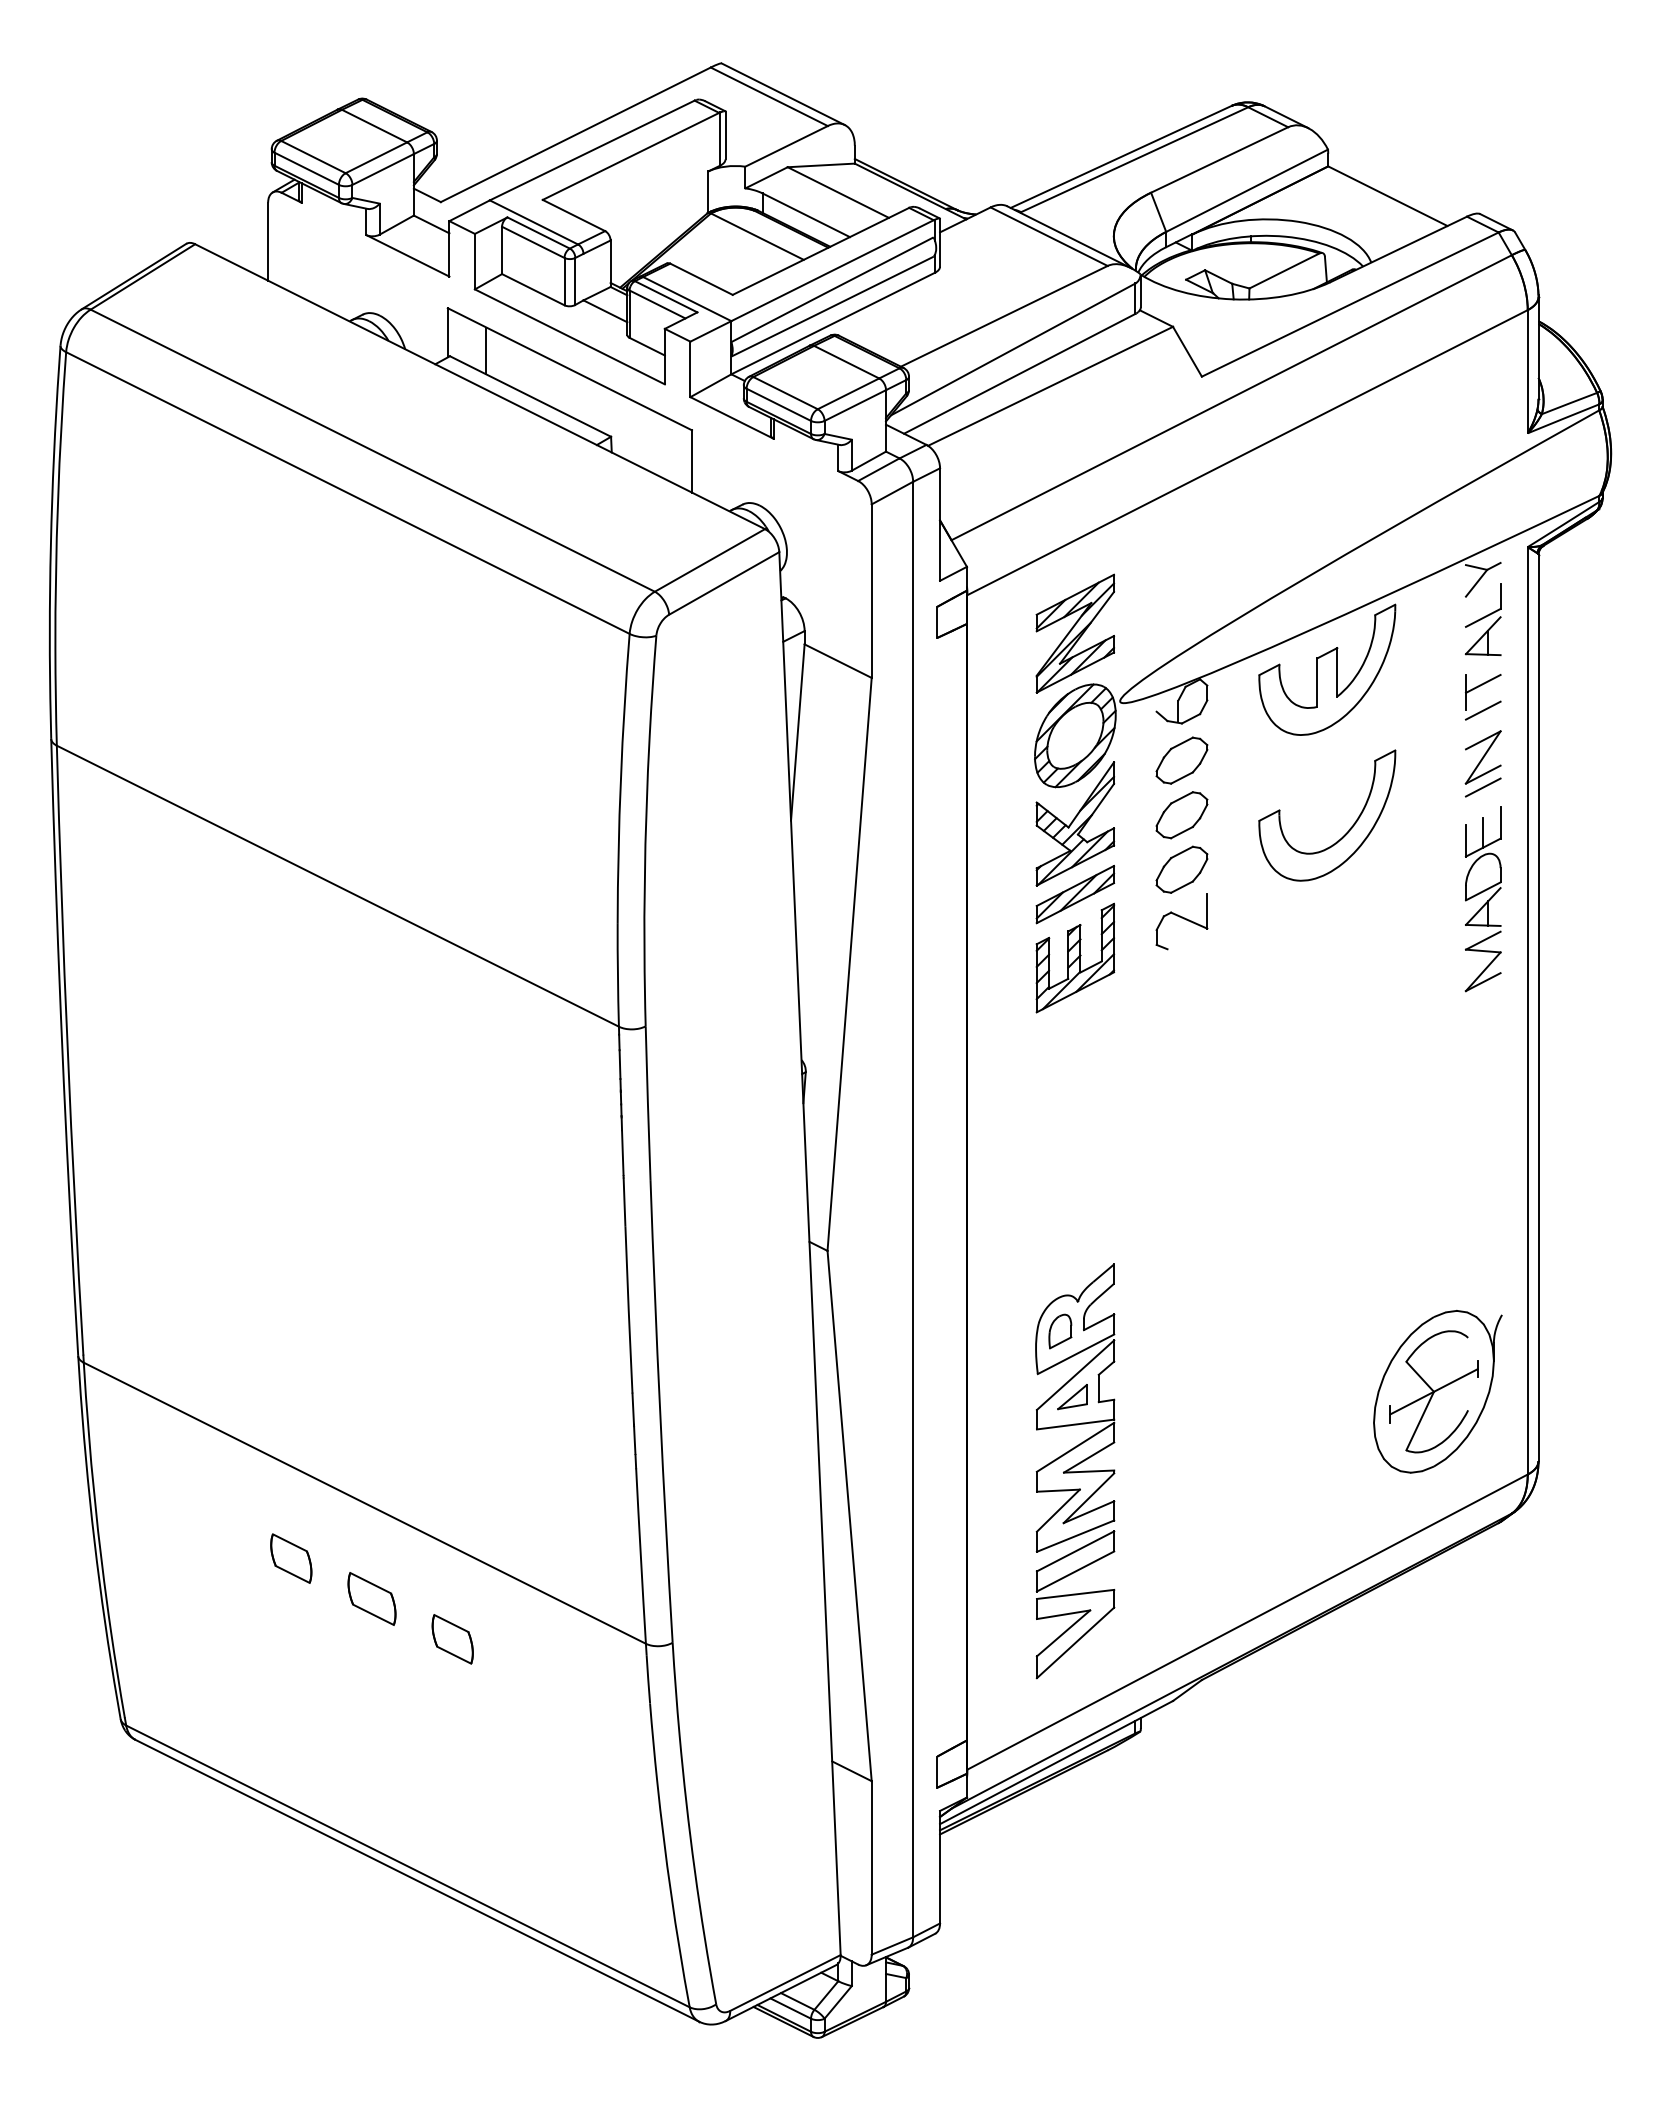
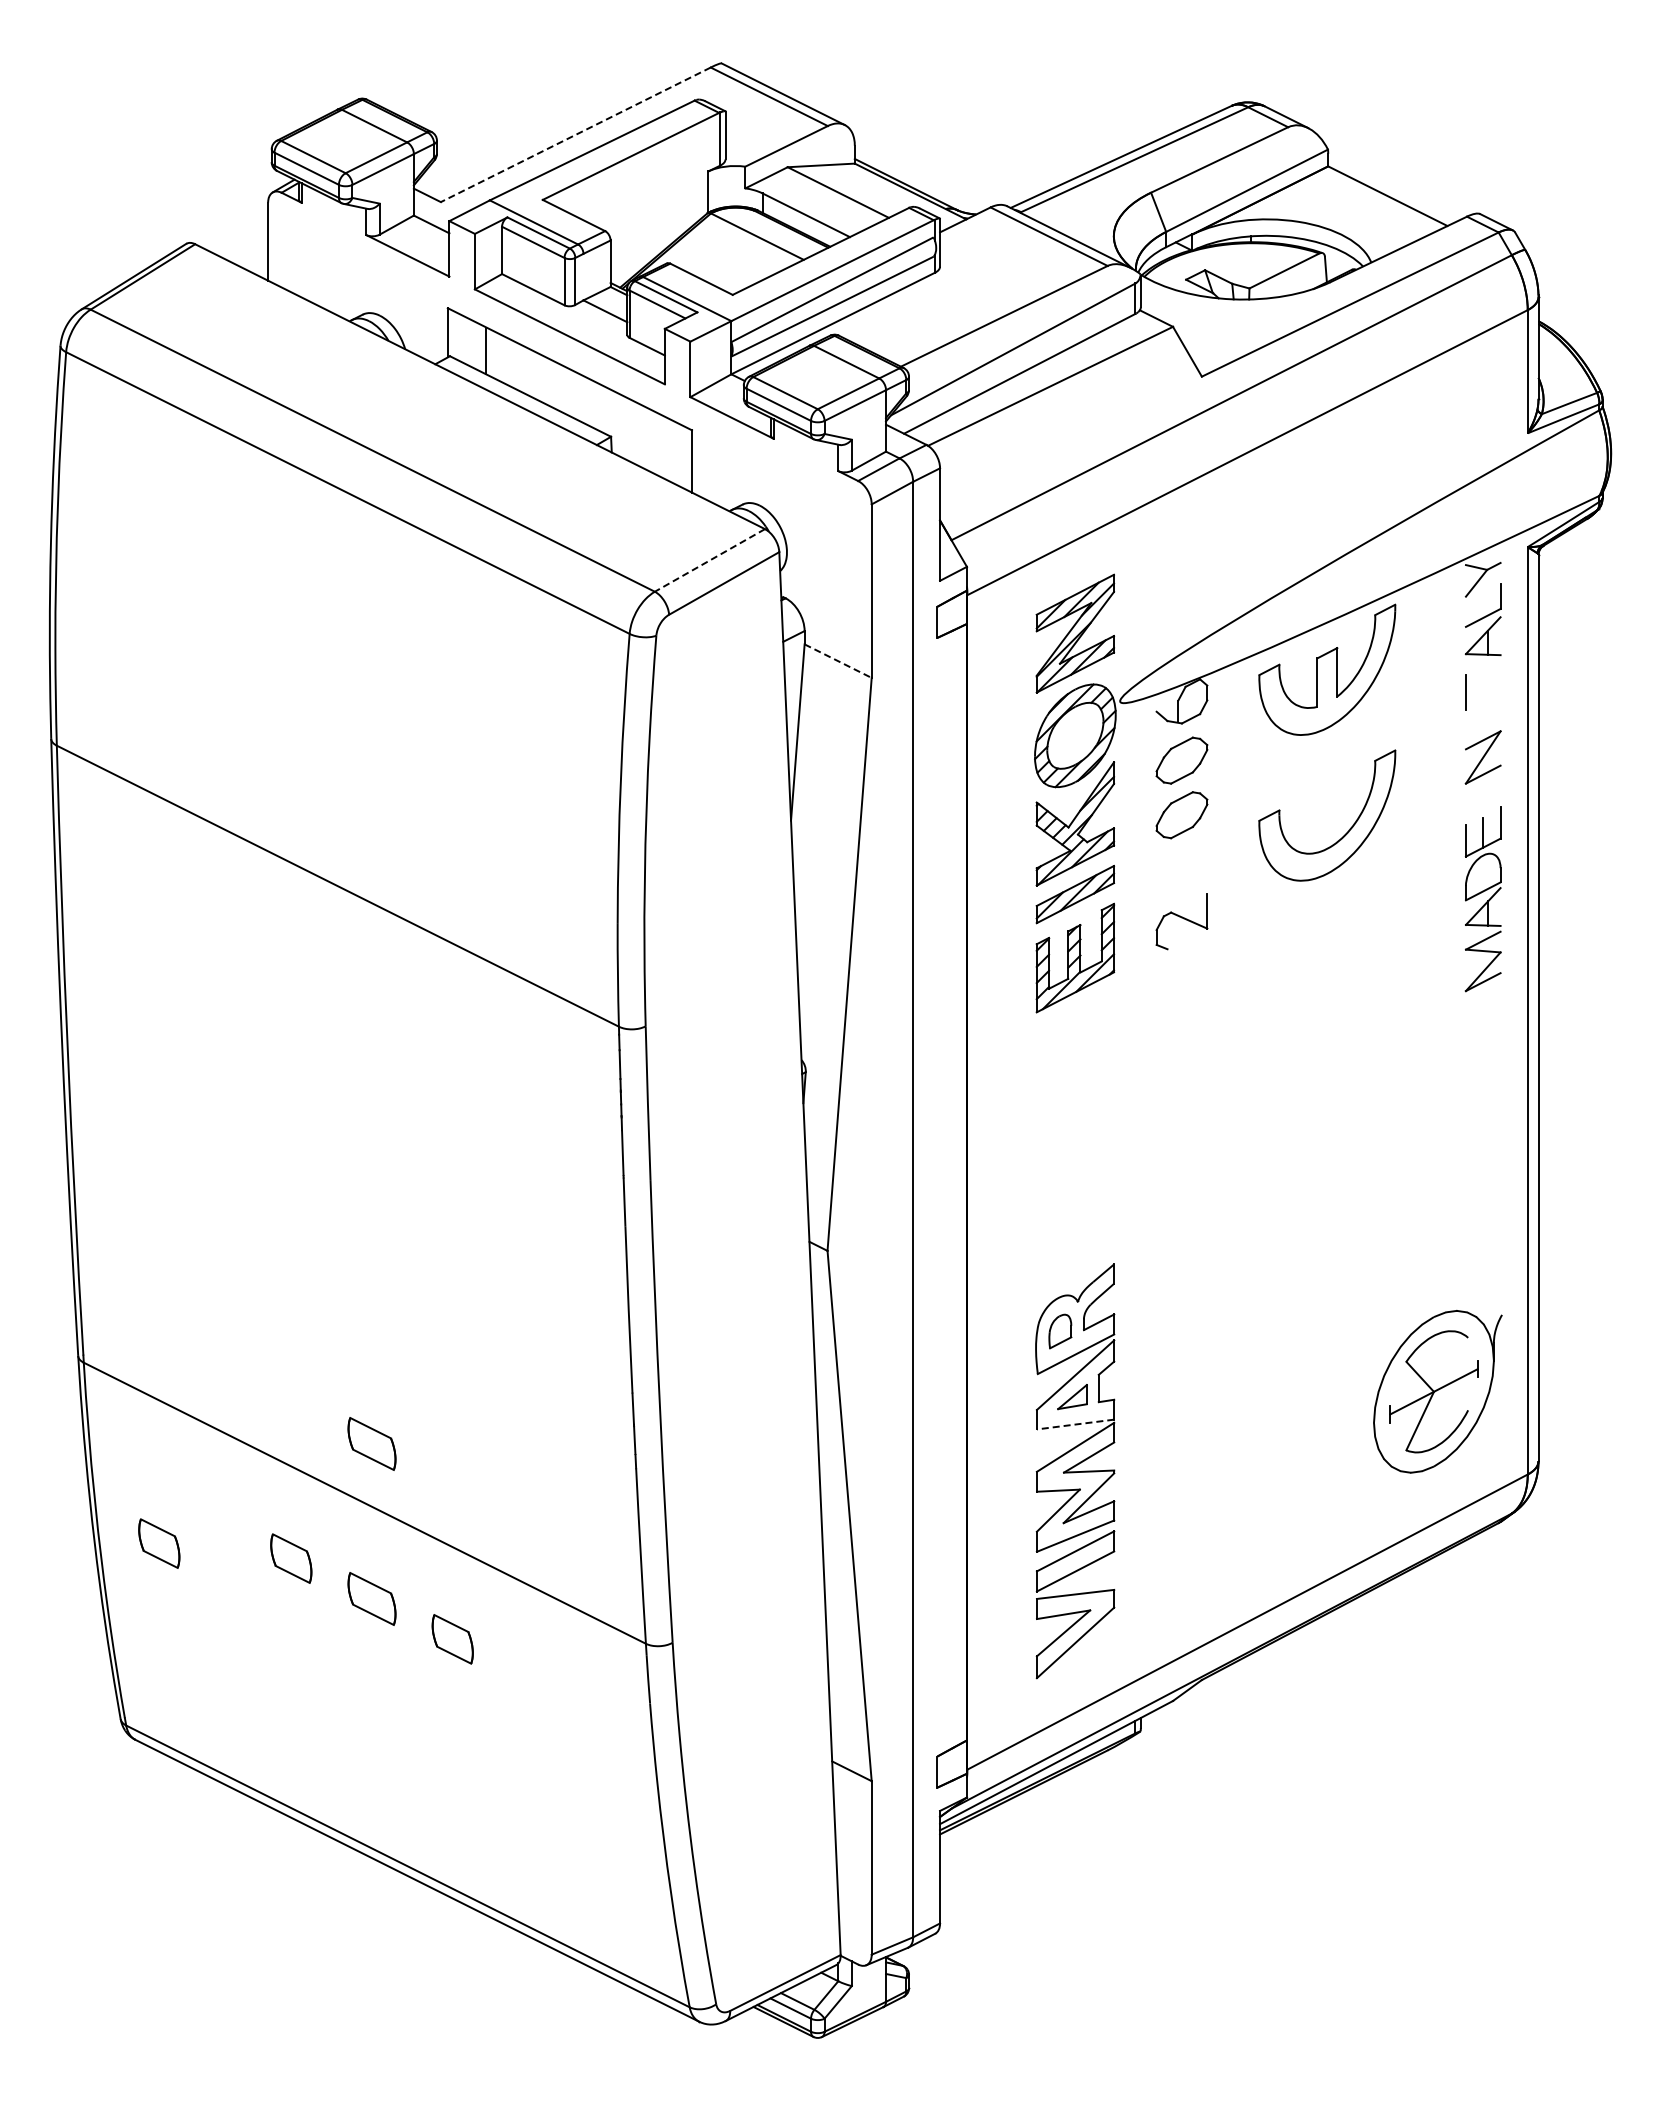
line: solid -> dashed (575, 134)
line: solid -> dashed (709, 560)
line: solid -> dashed (838, 661)
line: present -> none (1482, 683)
line: present -> none (1482, 710)
line: present -> none (1482, 787)
part: present -> none (1181, 869)
line: solid -> dashed (1075, 1424)
part: none -> present (371, 1443)
part: none -> present (159, 1543)
